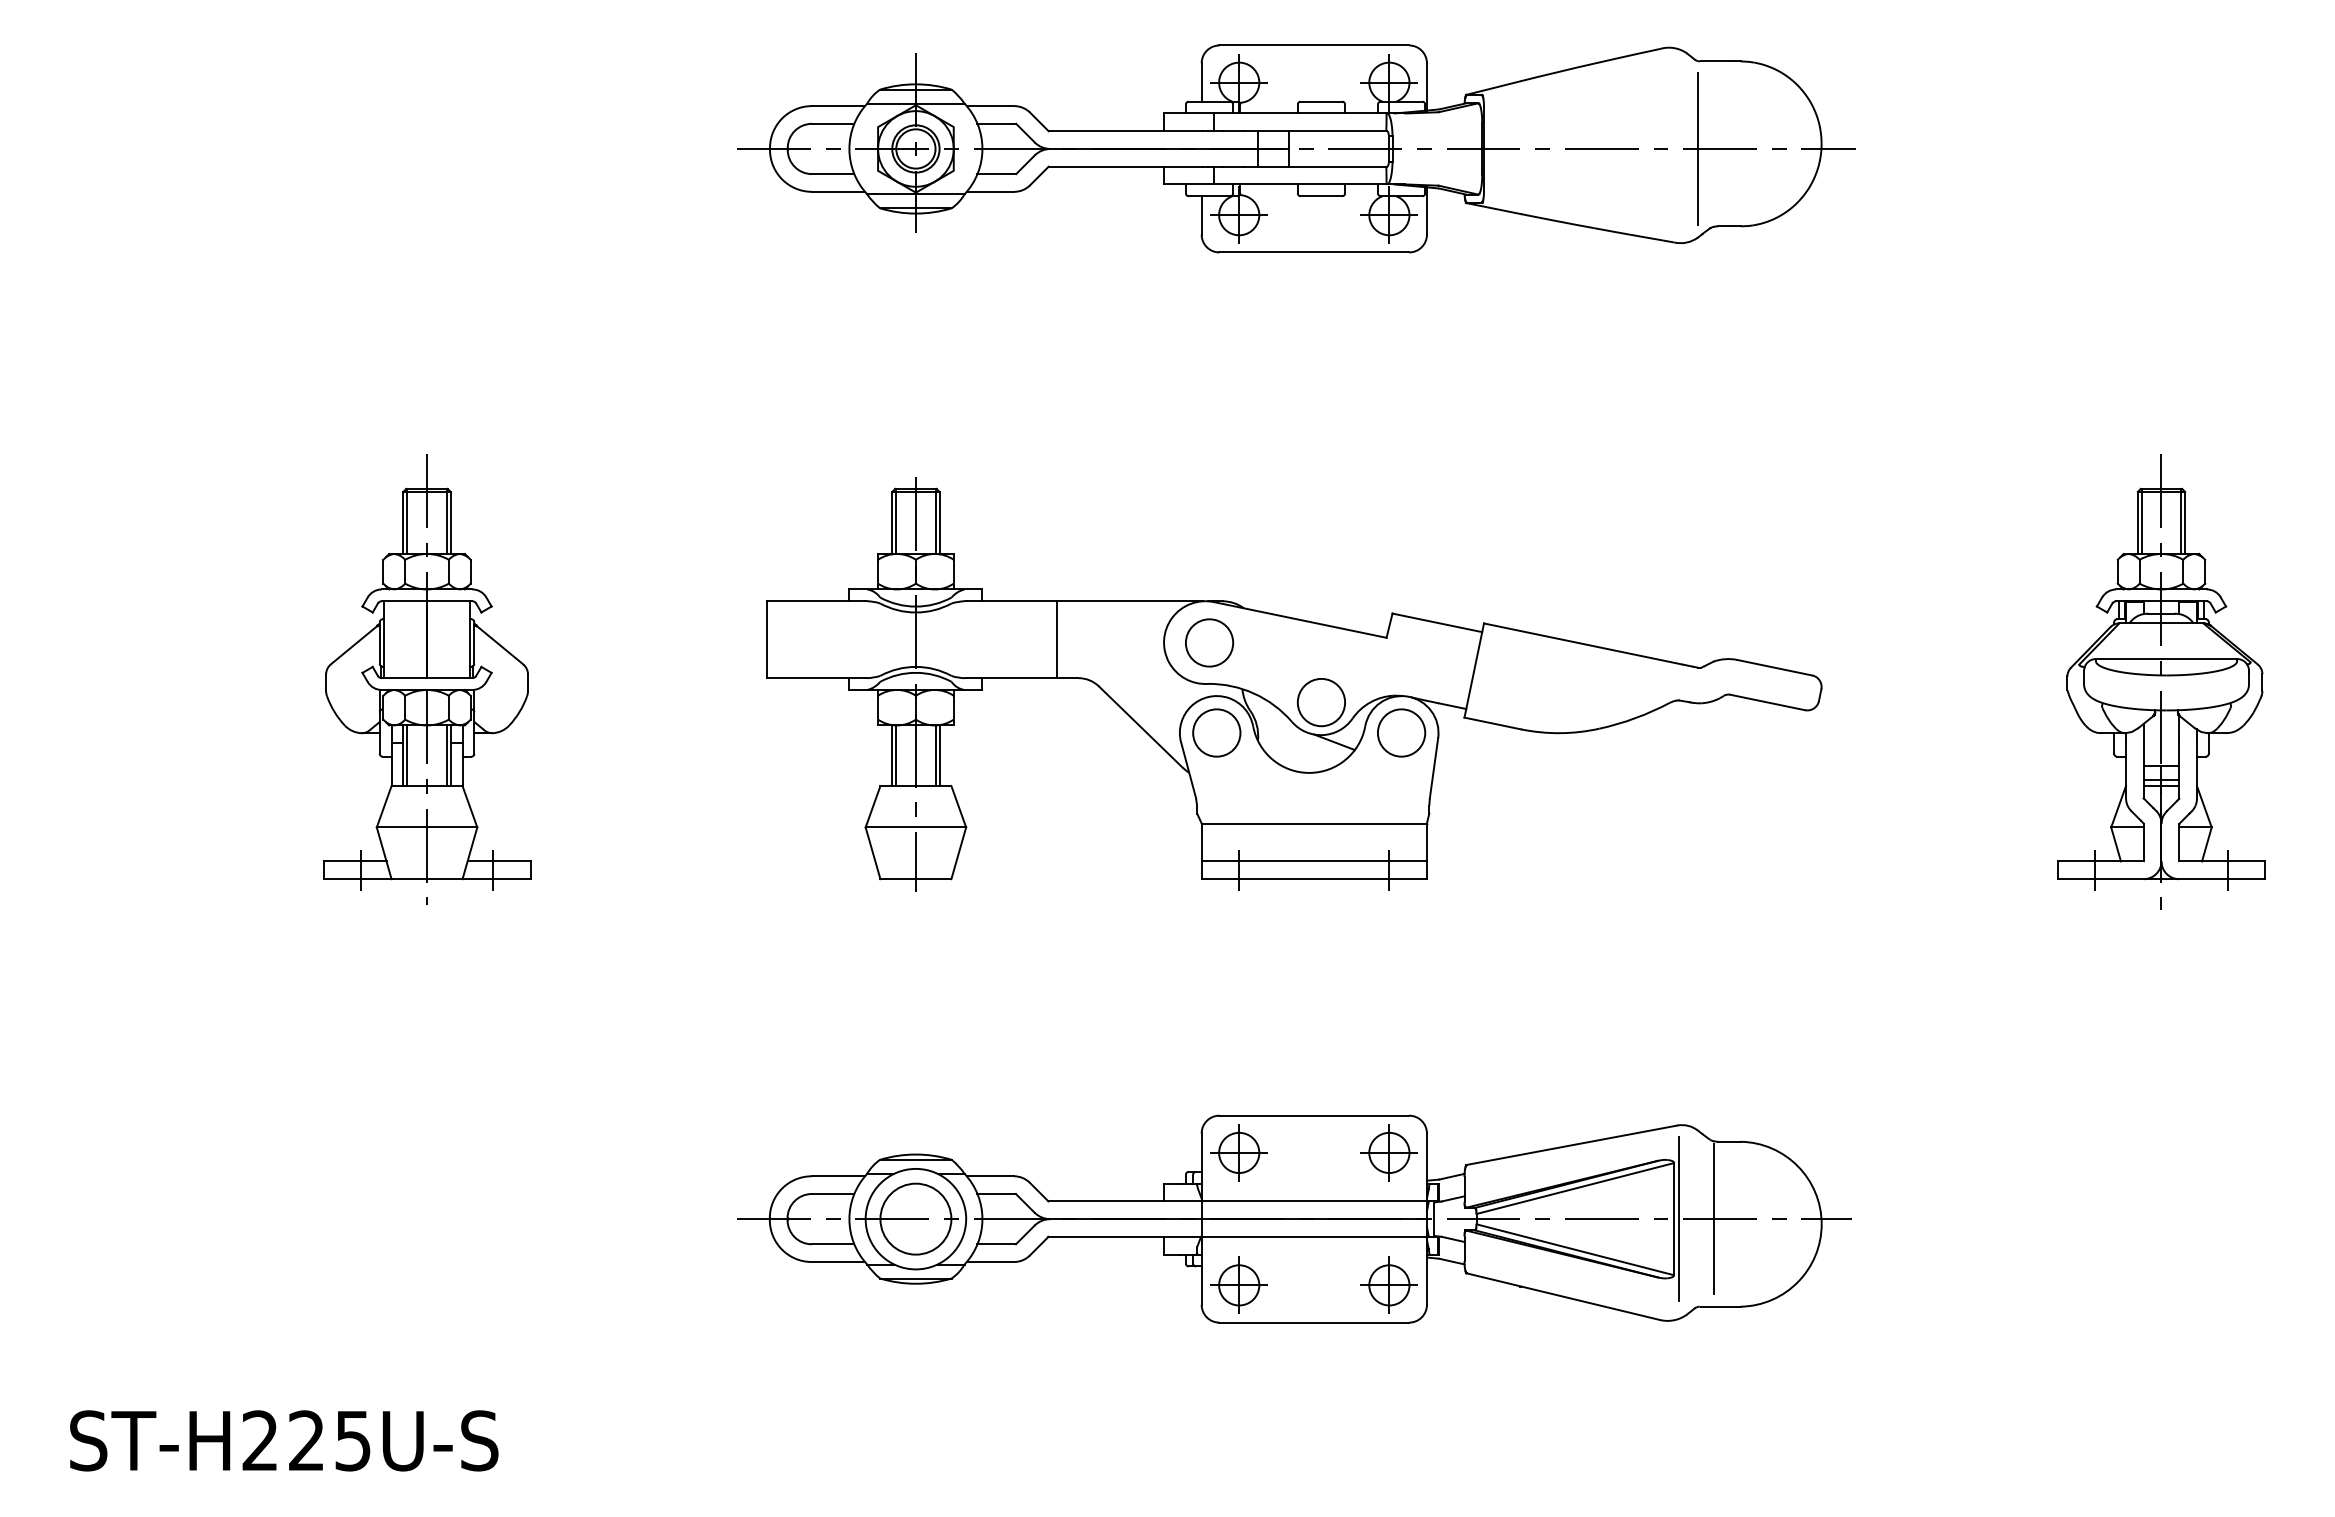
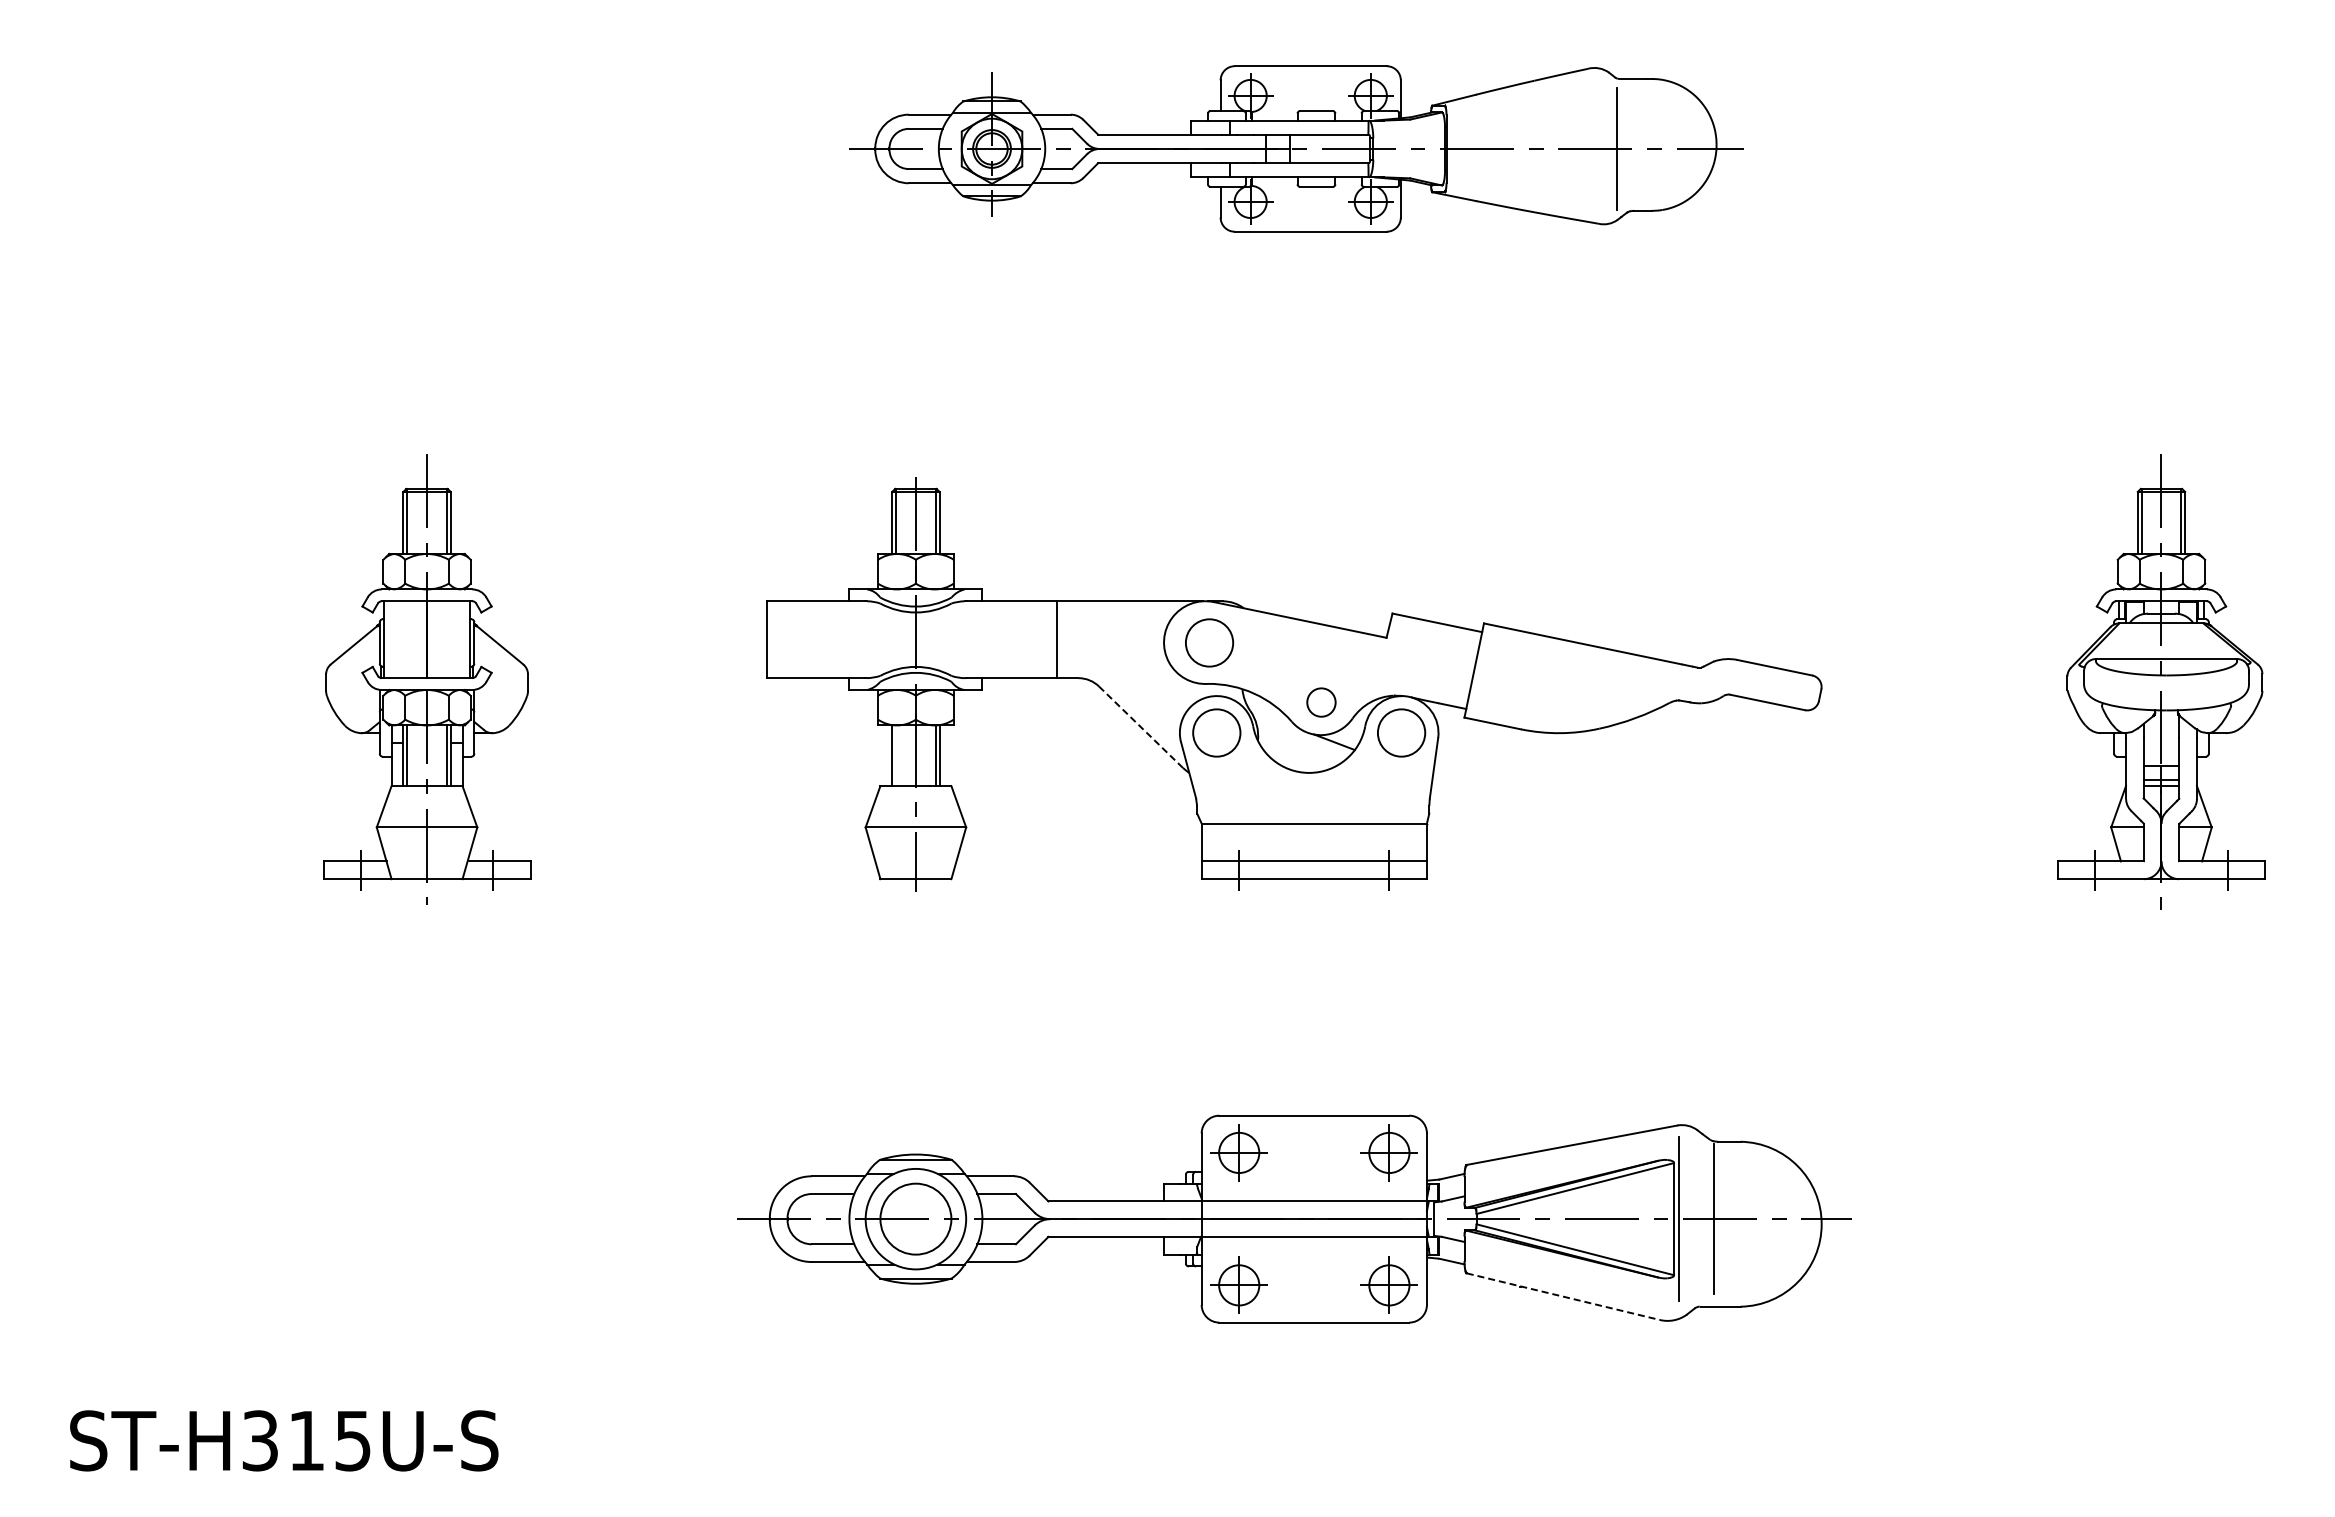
part size: 1119x210 px -> 895x168 px (1296, 148)
circle diameter: 47 px -> 28 px (1321, 702)
line: solid -> dashed (1141, 727)
line: present -> none (896, 755)
line: solid -> dashed (1563, 1296)
text: ST-H225U-S -> ST-H315U-S (282, 1440)
